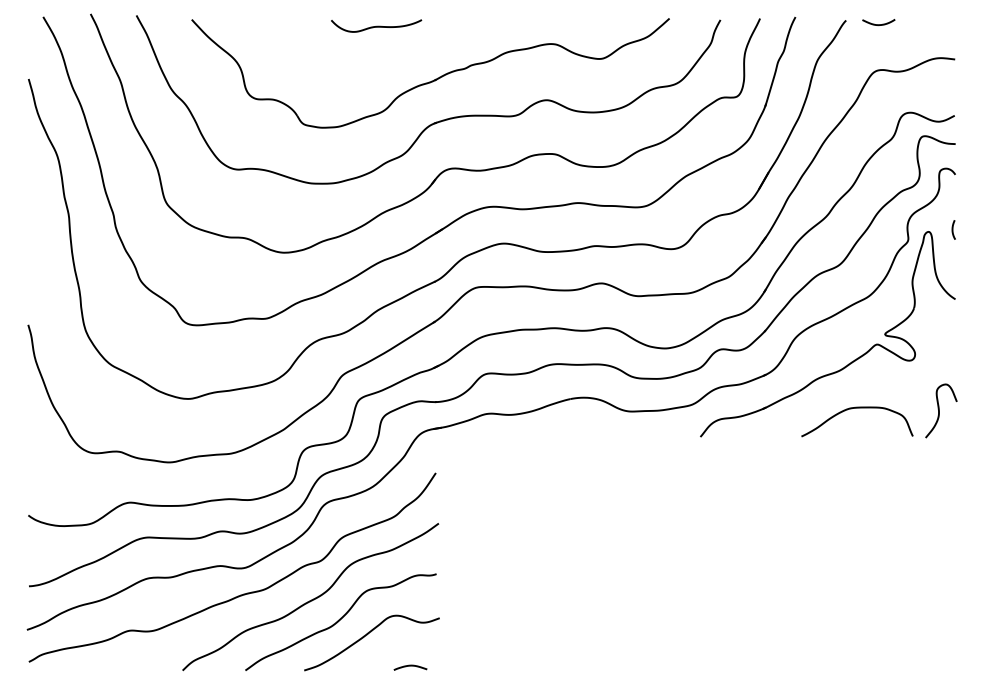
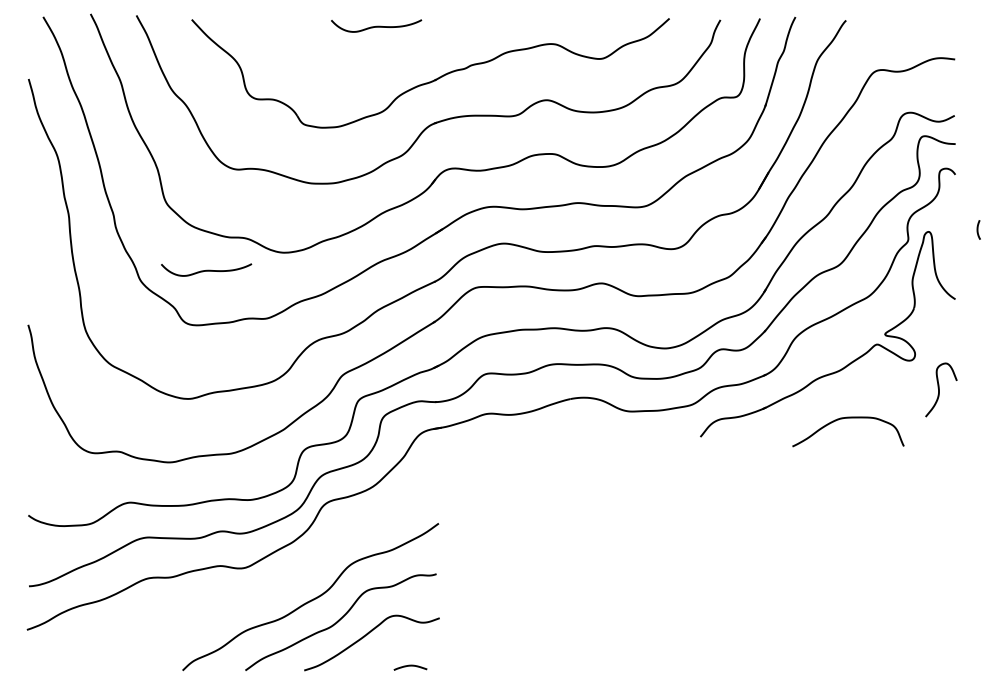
curve: present -> none (878, 24)
curve position: (953, 229) -> (978, 229) (978, 229)
curve: none -> present (206, 269)
curve position: (857, 408) -> (848, 418) (848, 418)
curve position: (939, 410) -> (939, 389) (939, 389)
curve: present -> none (240, 594)
